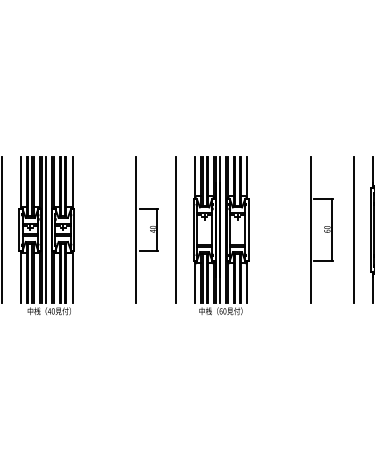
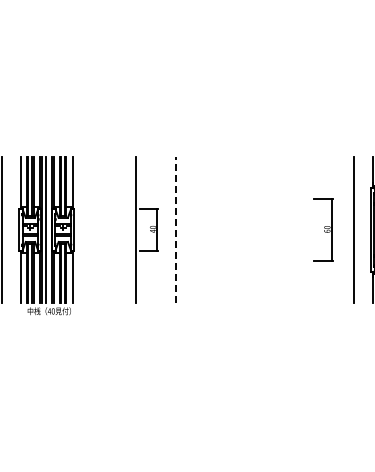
line: solid -> dashed (176, 229)
line: present -> none (310, 229)
part: present -> none (221, 235)
